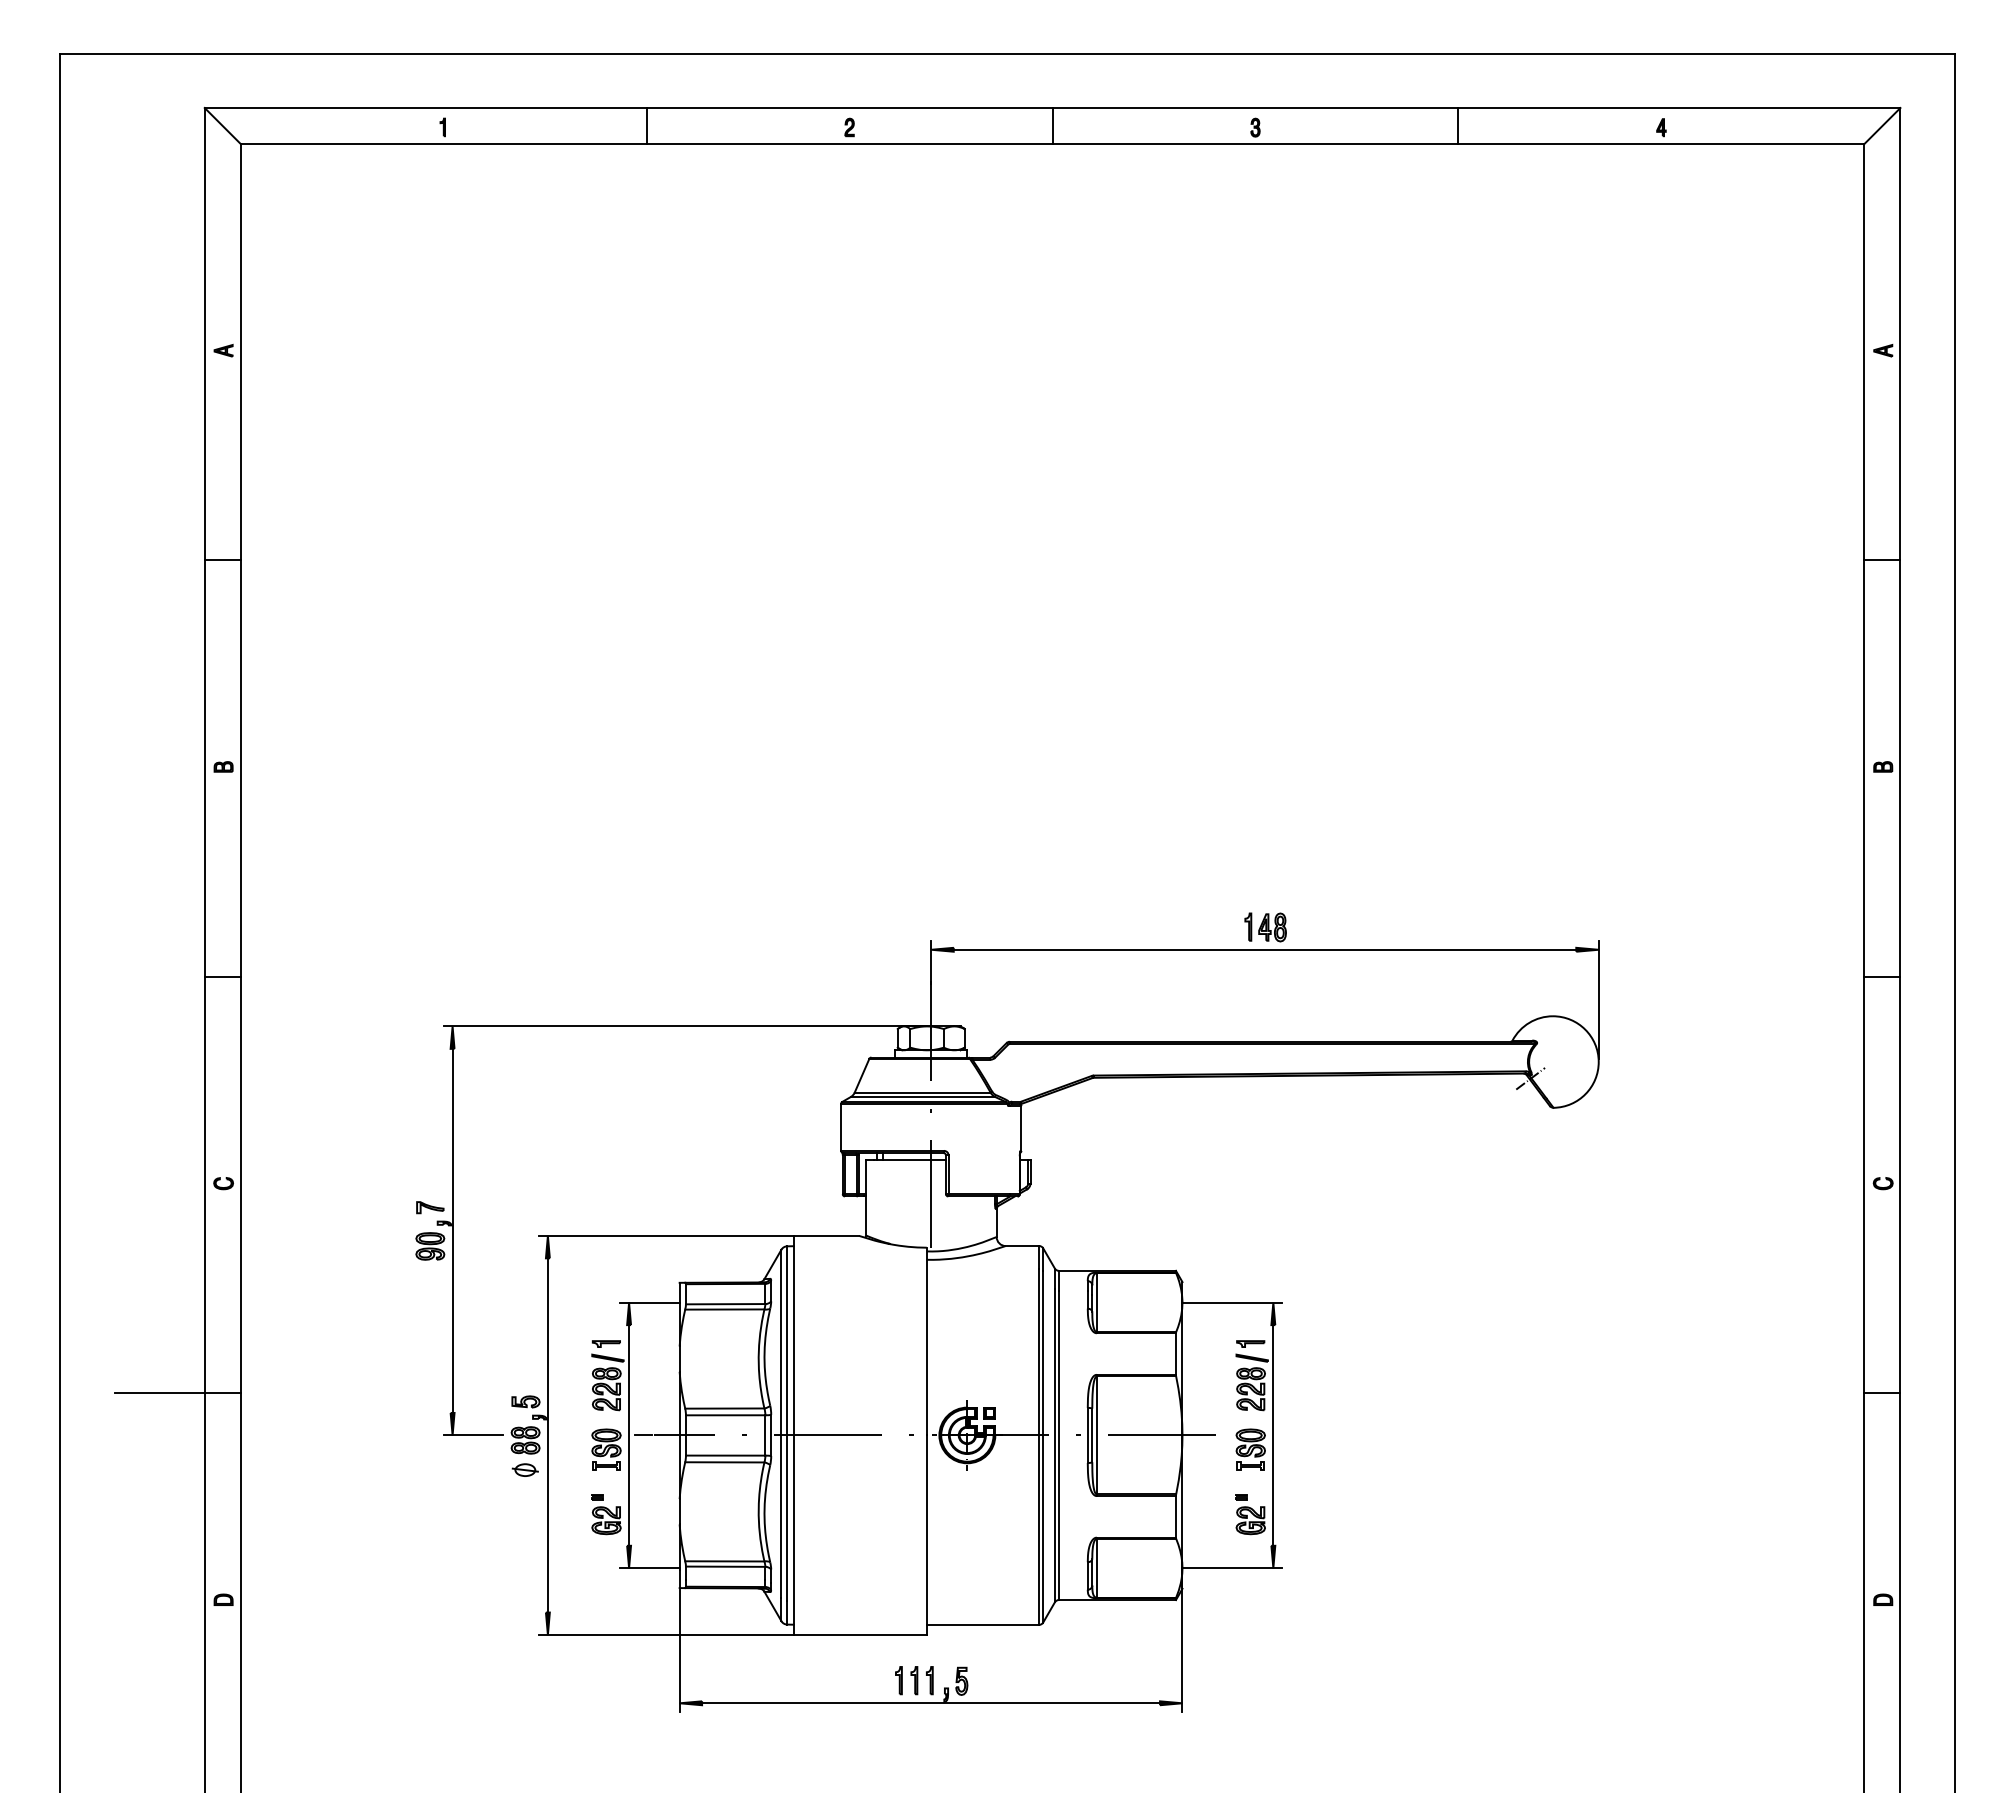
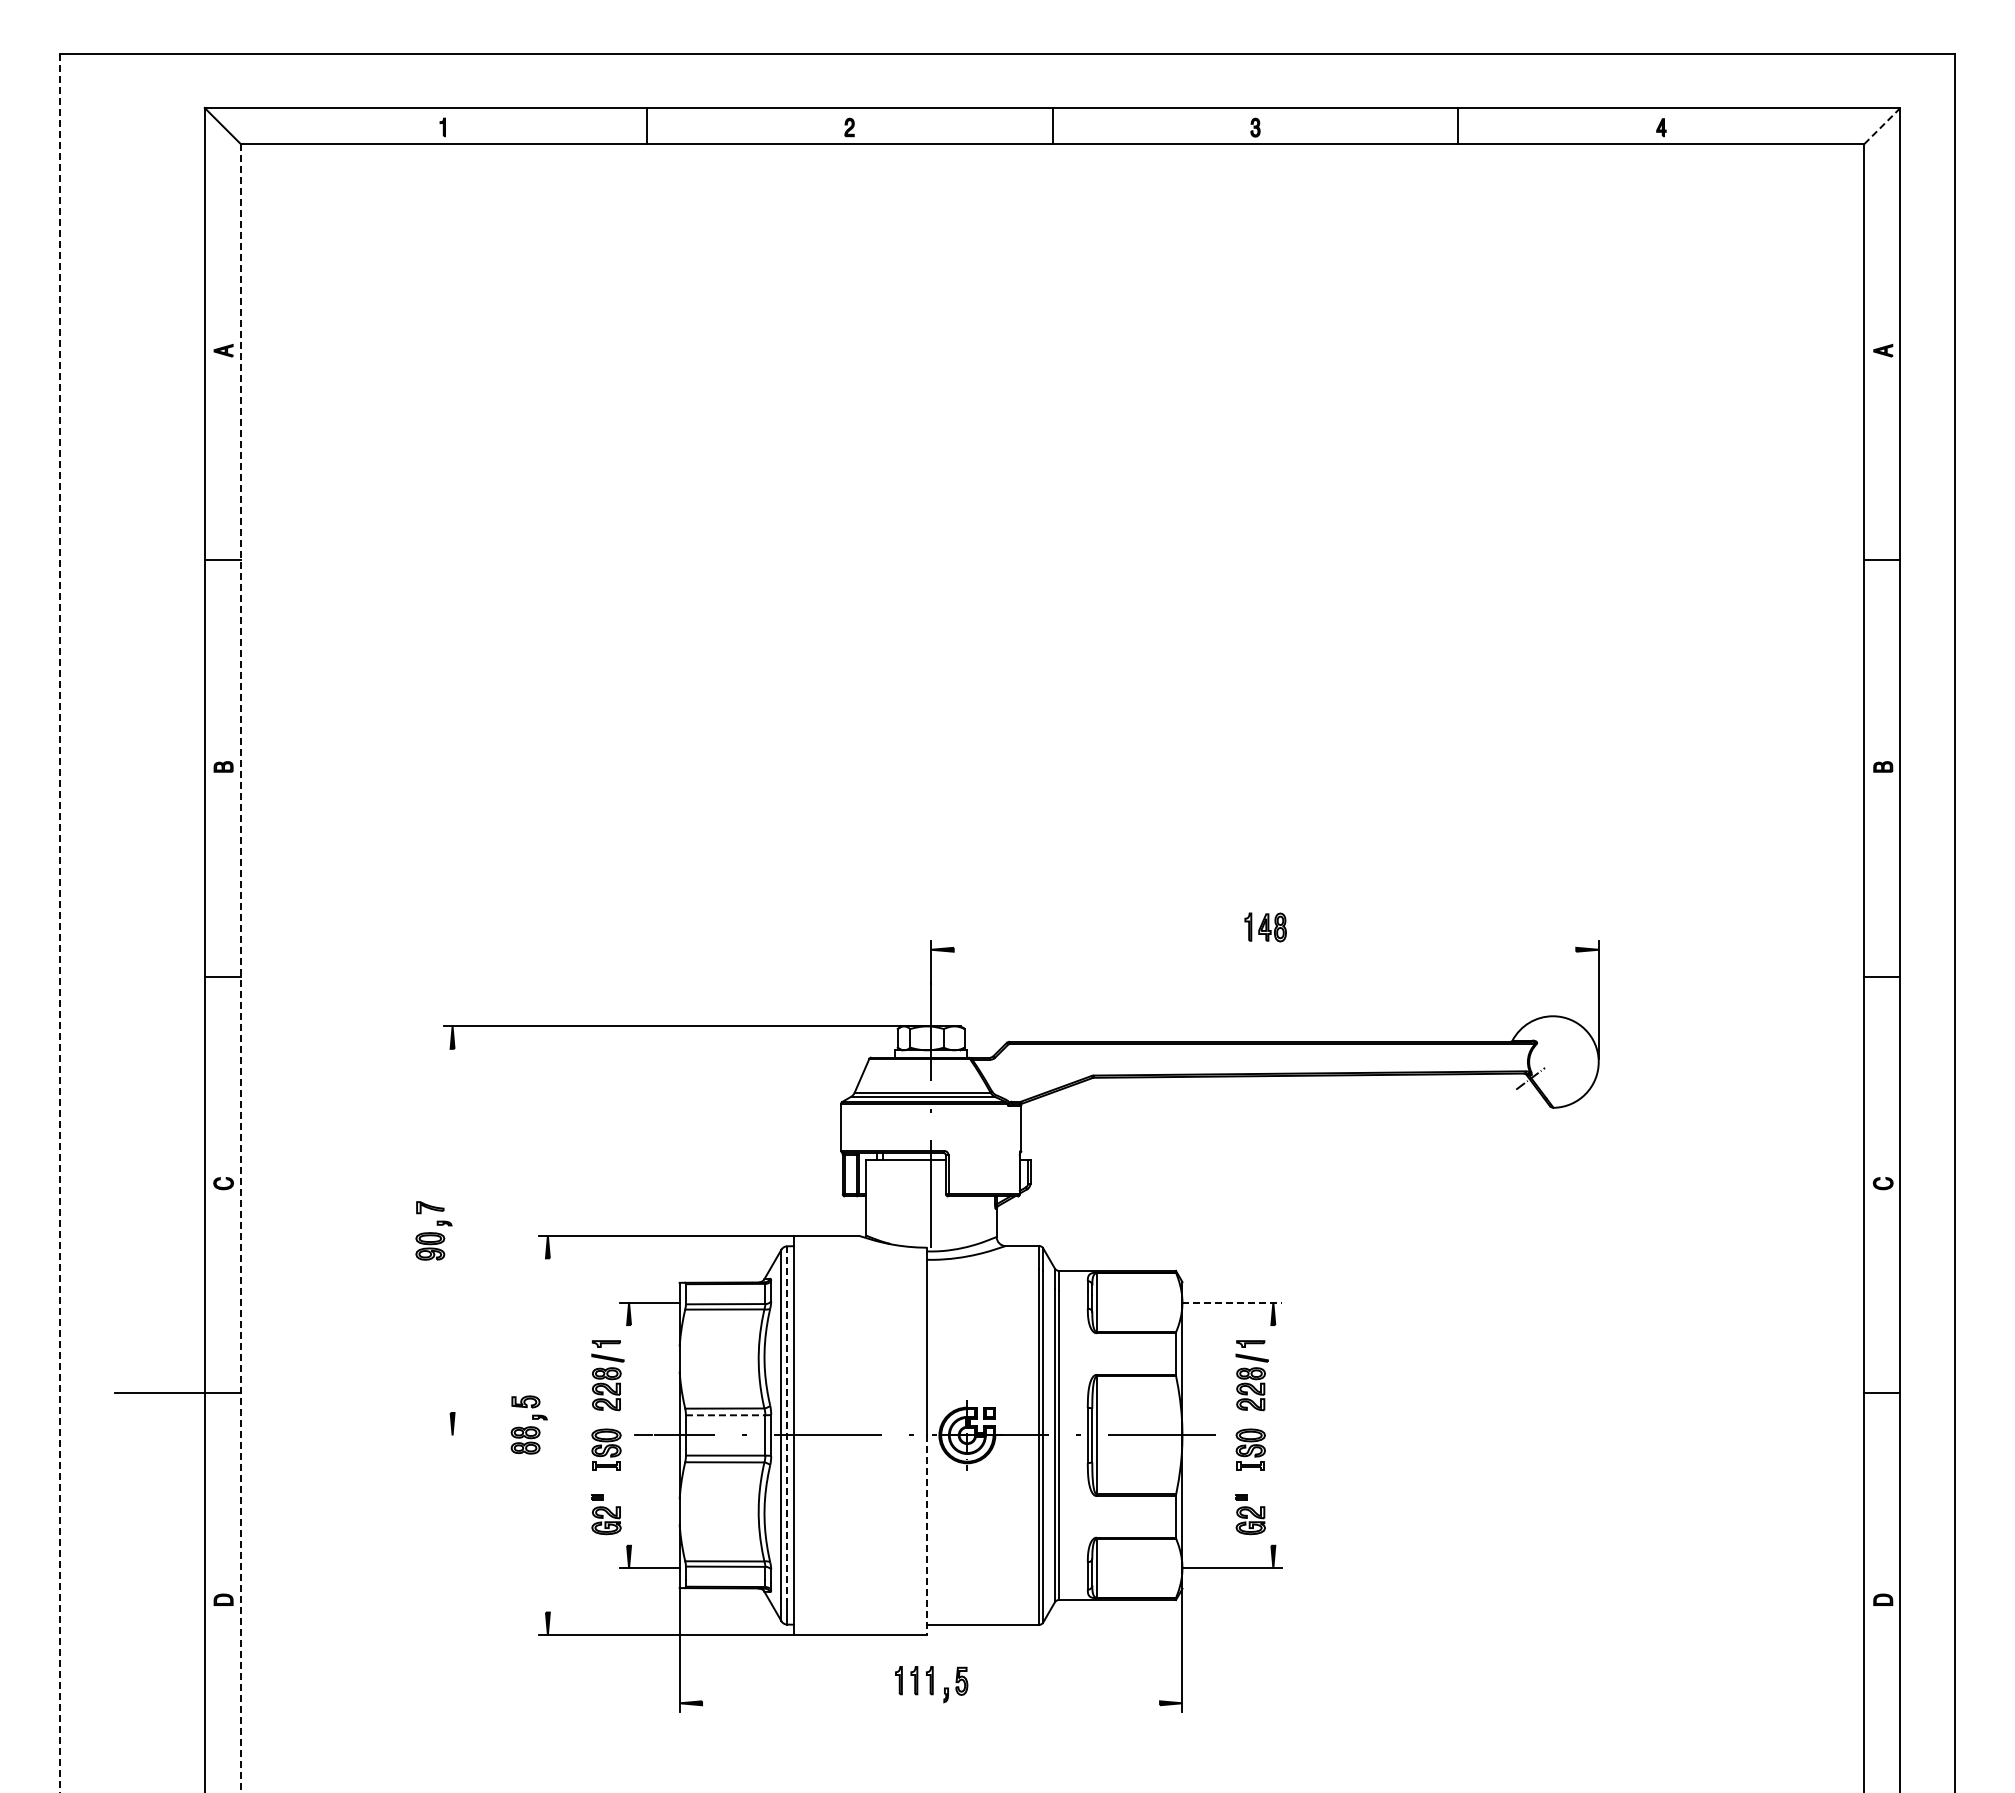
line: solid -> dashed (1882, 126)
line: solid -> dashed (60, 923)
line: present -> none (1264, 949)
line: solid -> dashed (240, 968)
line: present -> none (452, 1230)
line: solid -> dashed (1232, 1302)
line: solid -> dashed (725, 1415)
line: solid -> dashed (787, 1423)
line: present -> none (472, 1435)
line: present -> none (547, 1435)
line: present -> none (629, 1435)
line: present -> none (1273, 1435)
part: present -> none (524, 1469)
line: solid -> dashed (926, 1535)
line: present -> none (931, 1703)
